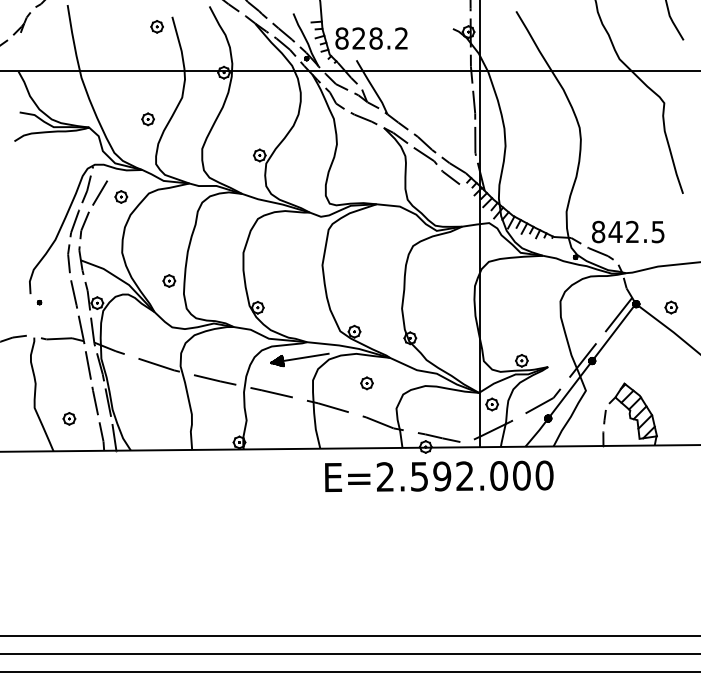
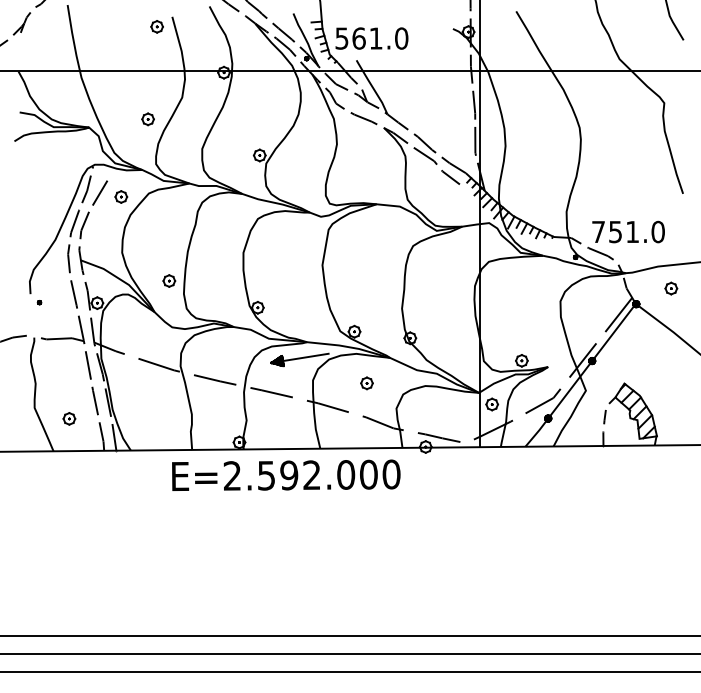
text: 828.2 -> 561.0 (371, 38)
text: 842.5 -> 751.0 (628, 231)
part position: (671, 307) -> (671, 288) (671, 288)
text position: (439, 475) -> (286, 474) (286, 474)
